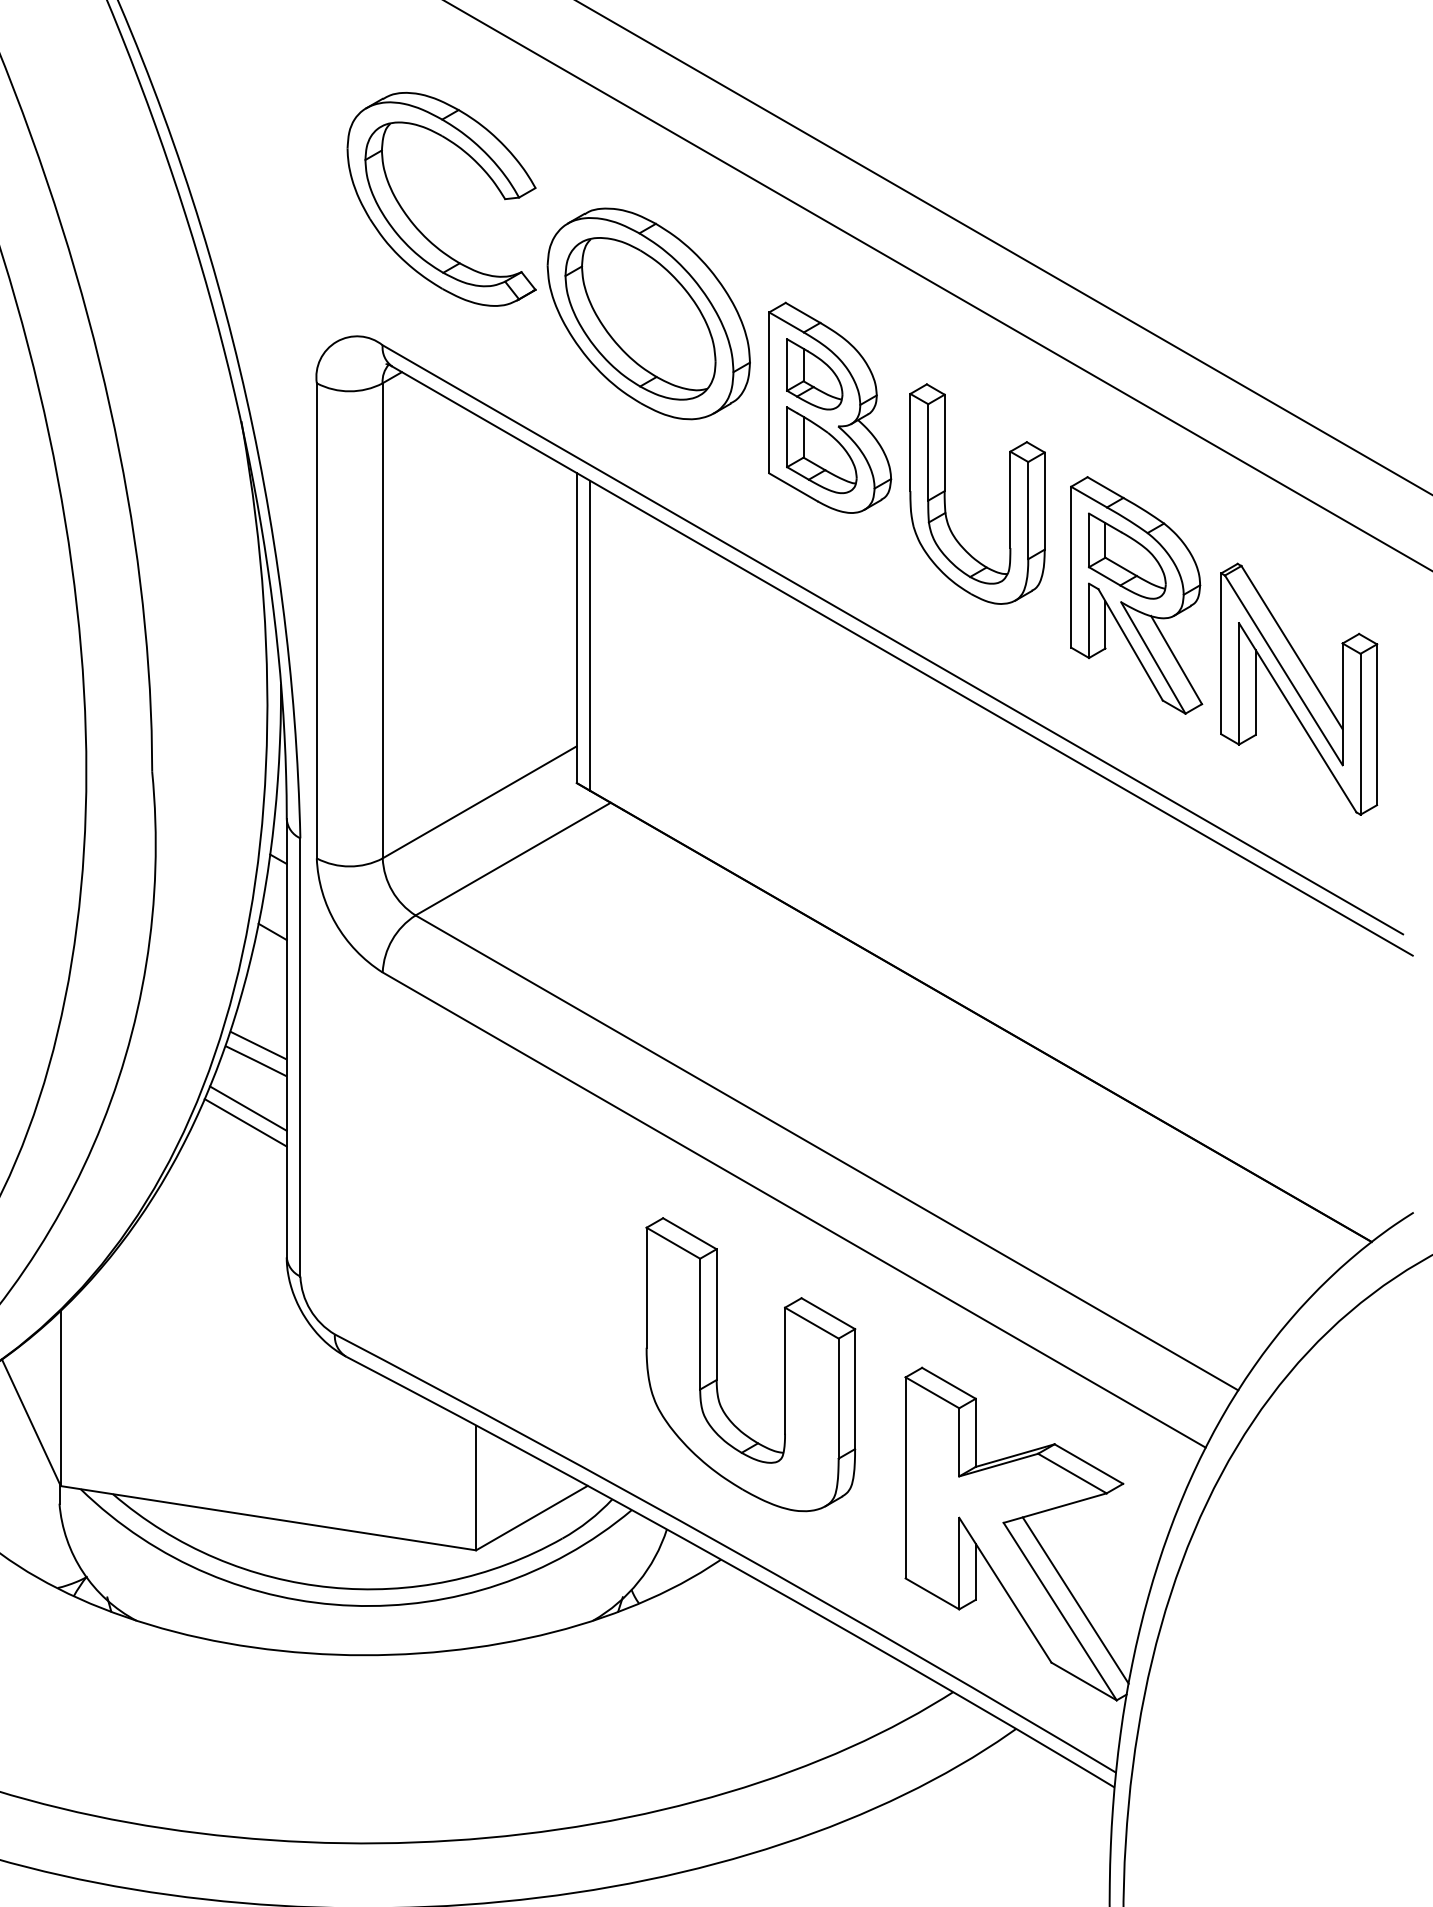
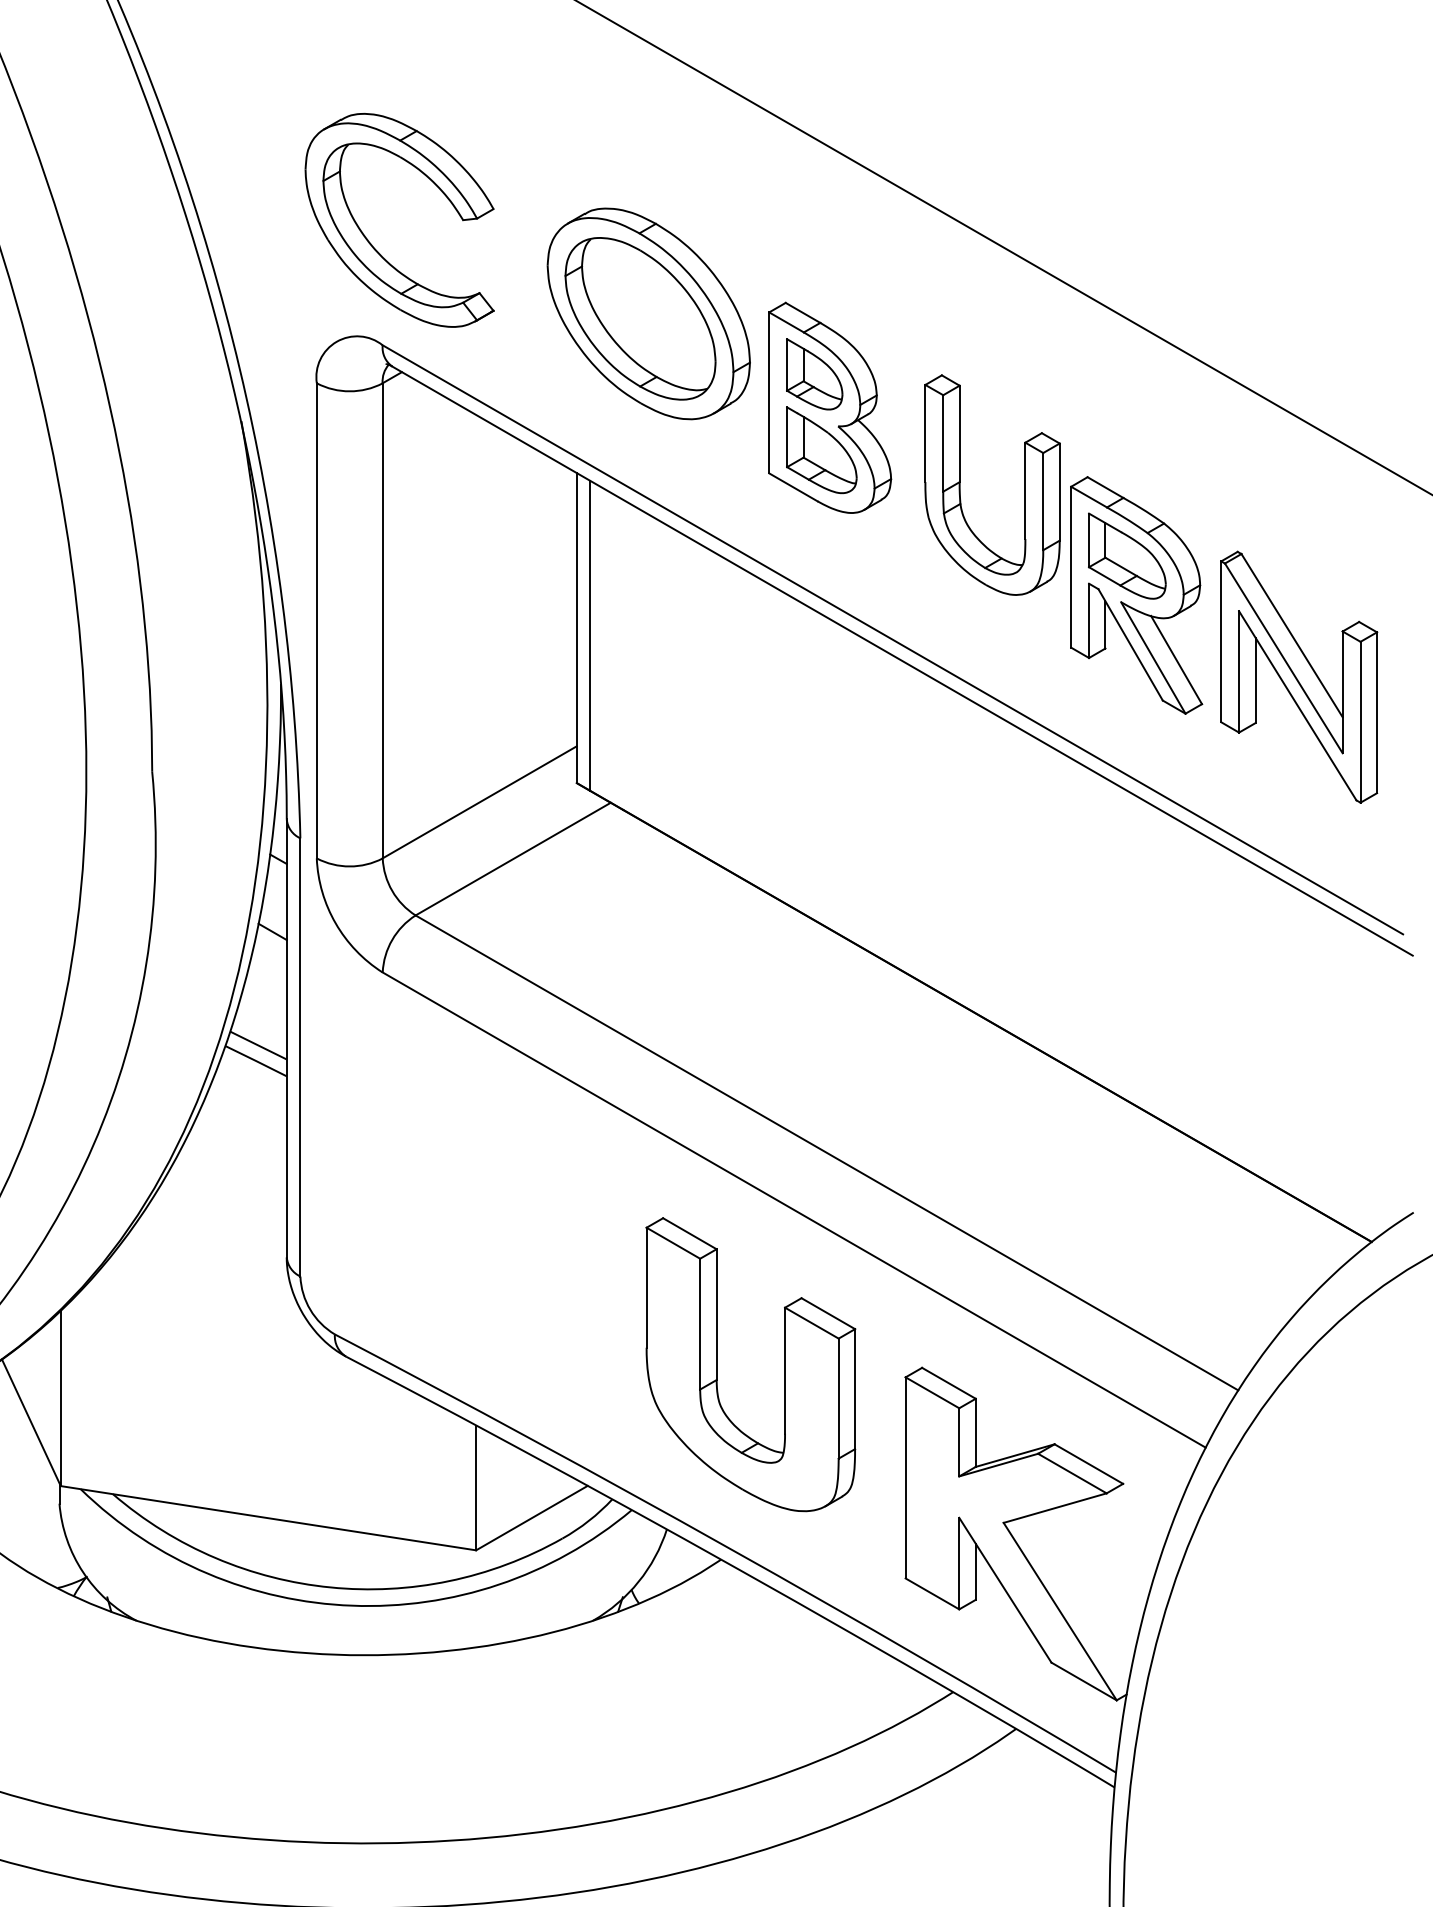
part position: (414, 223) -> (372, 244) (372, 244)
line: present -> none (937, 285)
part position: (945, 493) -> (960, 484) (960, 484)
part position: (1299, 688) -> (1299, 676) (1299, 676)
line: present -> none (248, 1108)
line: present -> none (245, 1122)
line: present -> none (1075, 1600)
